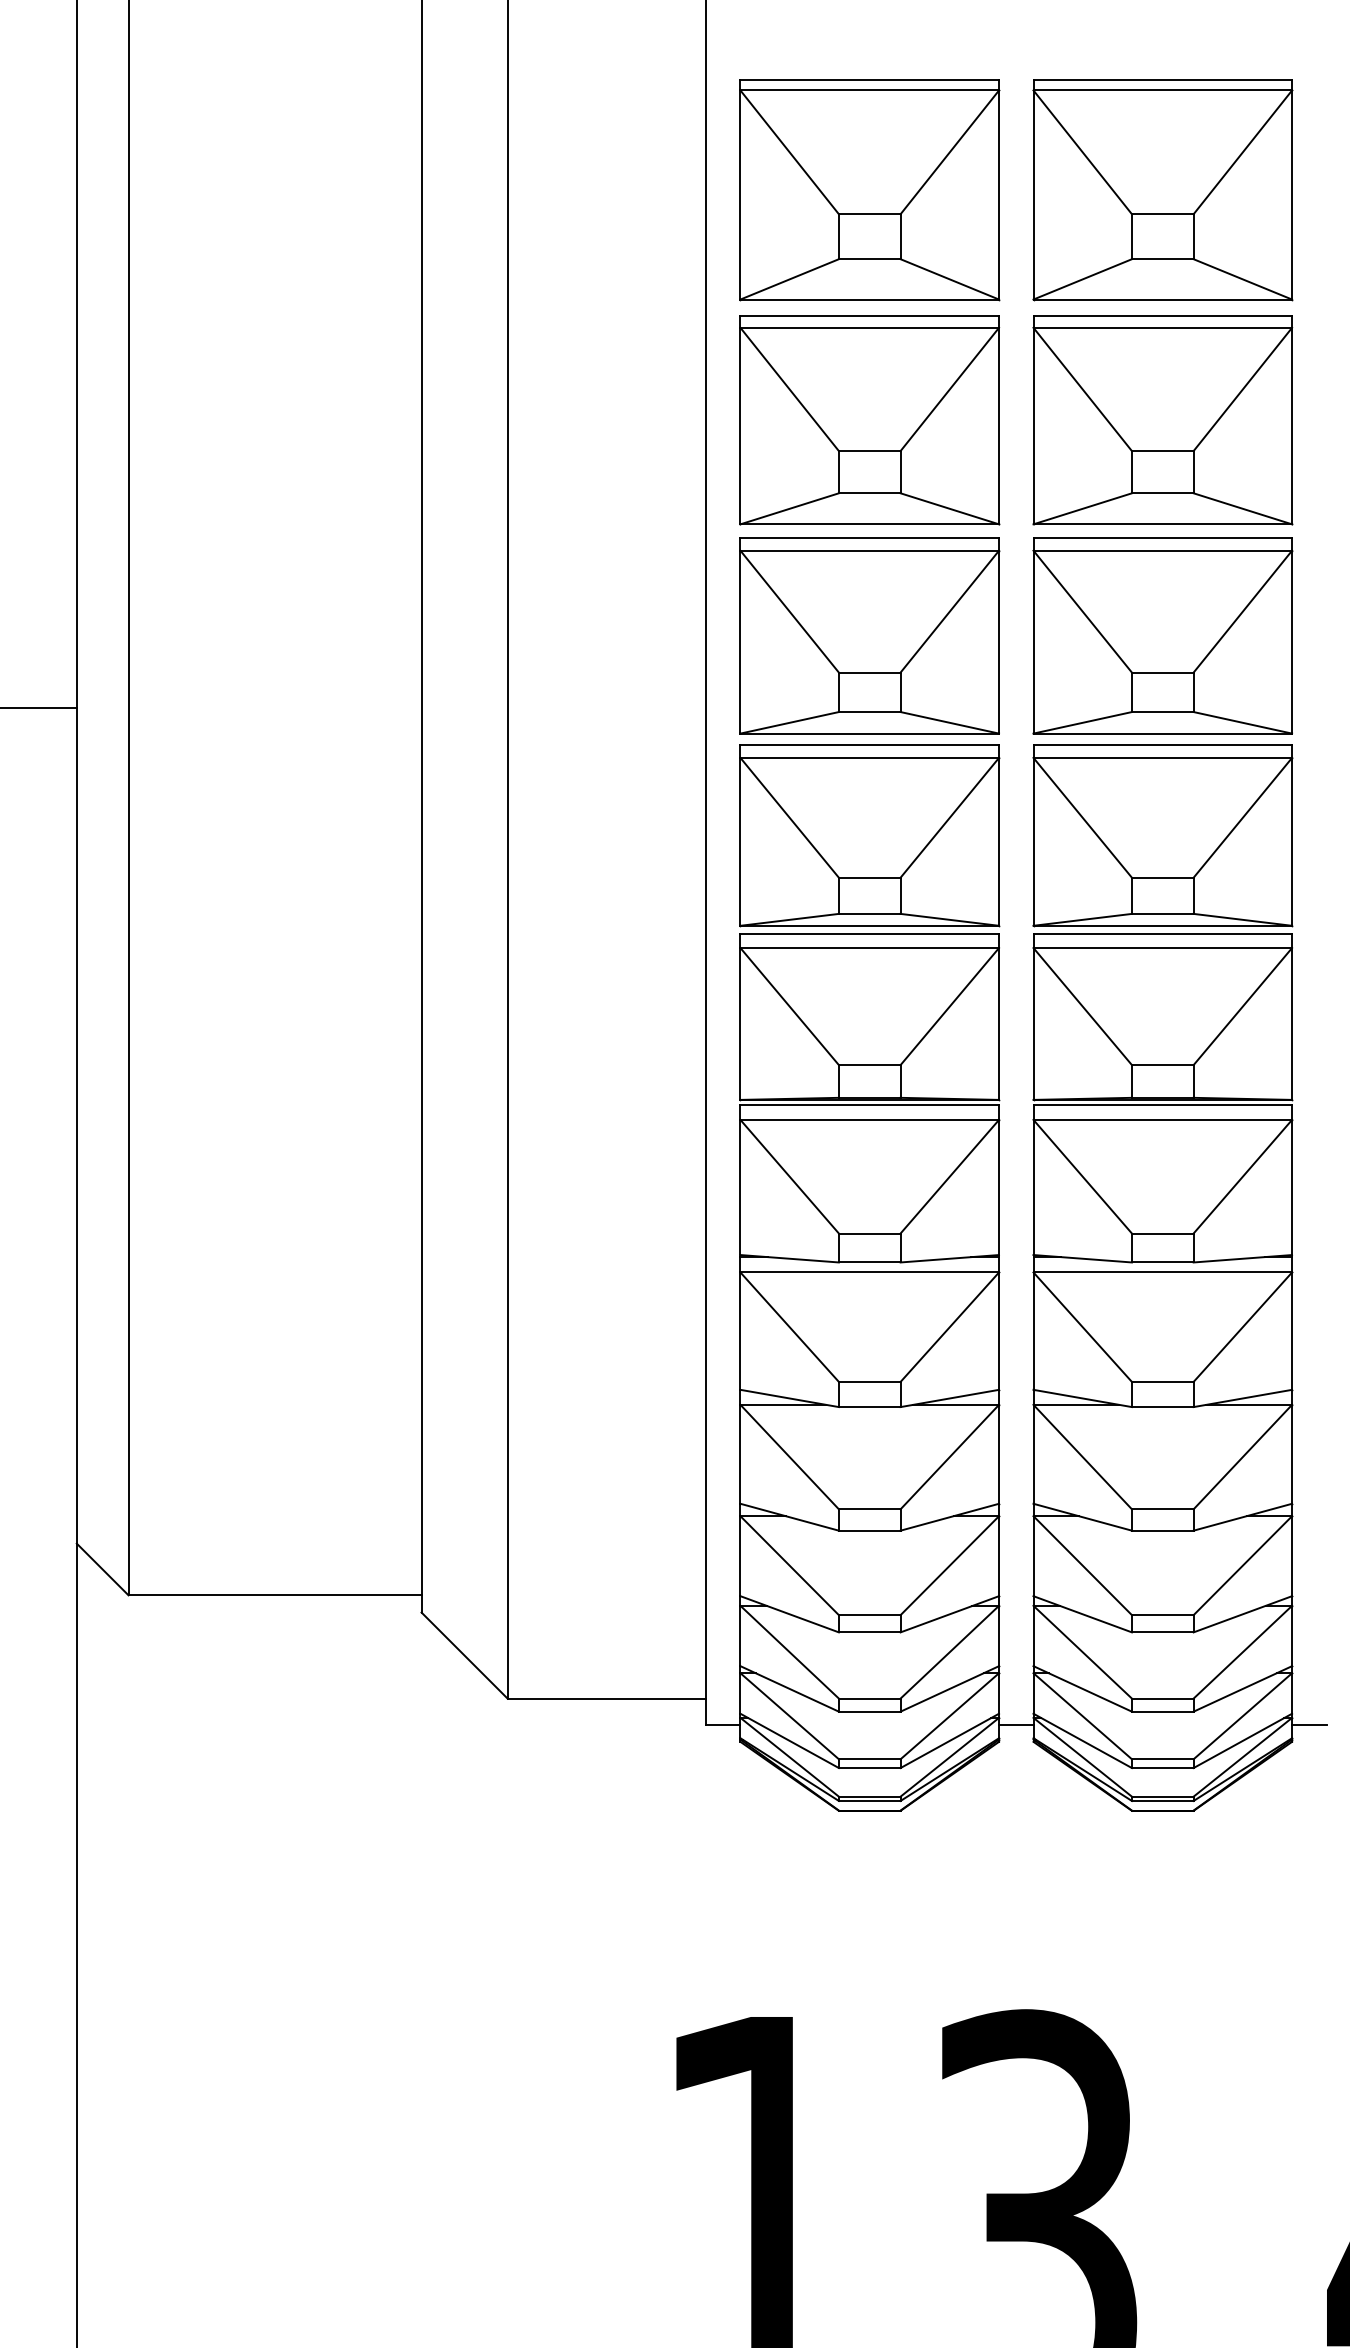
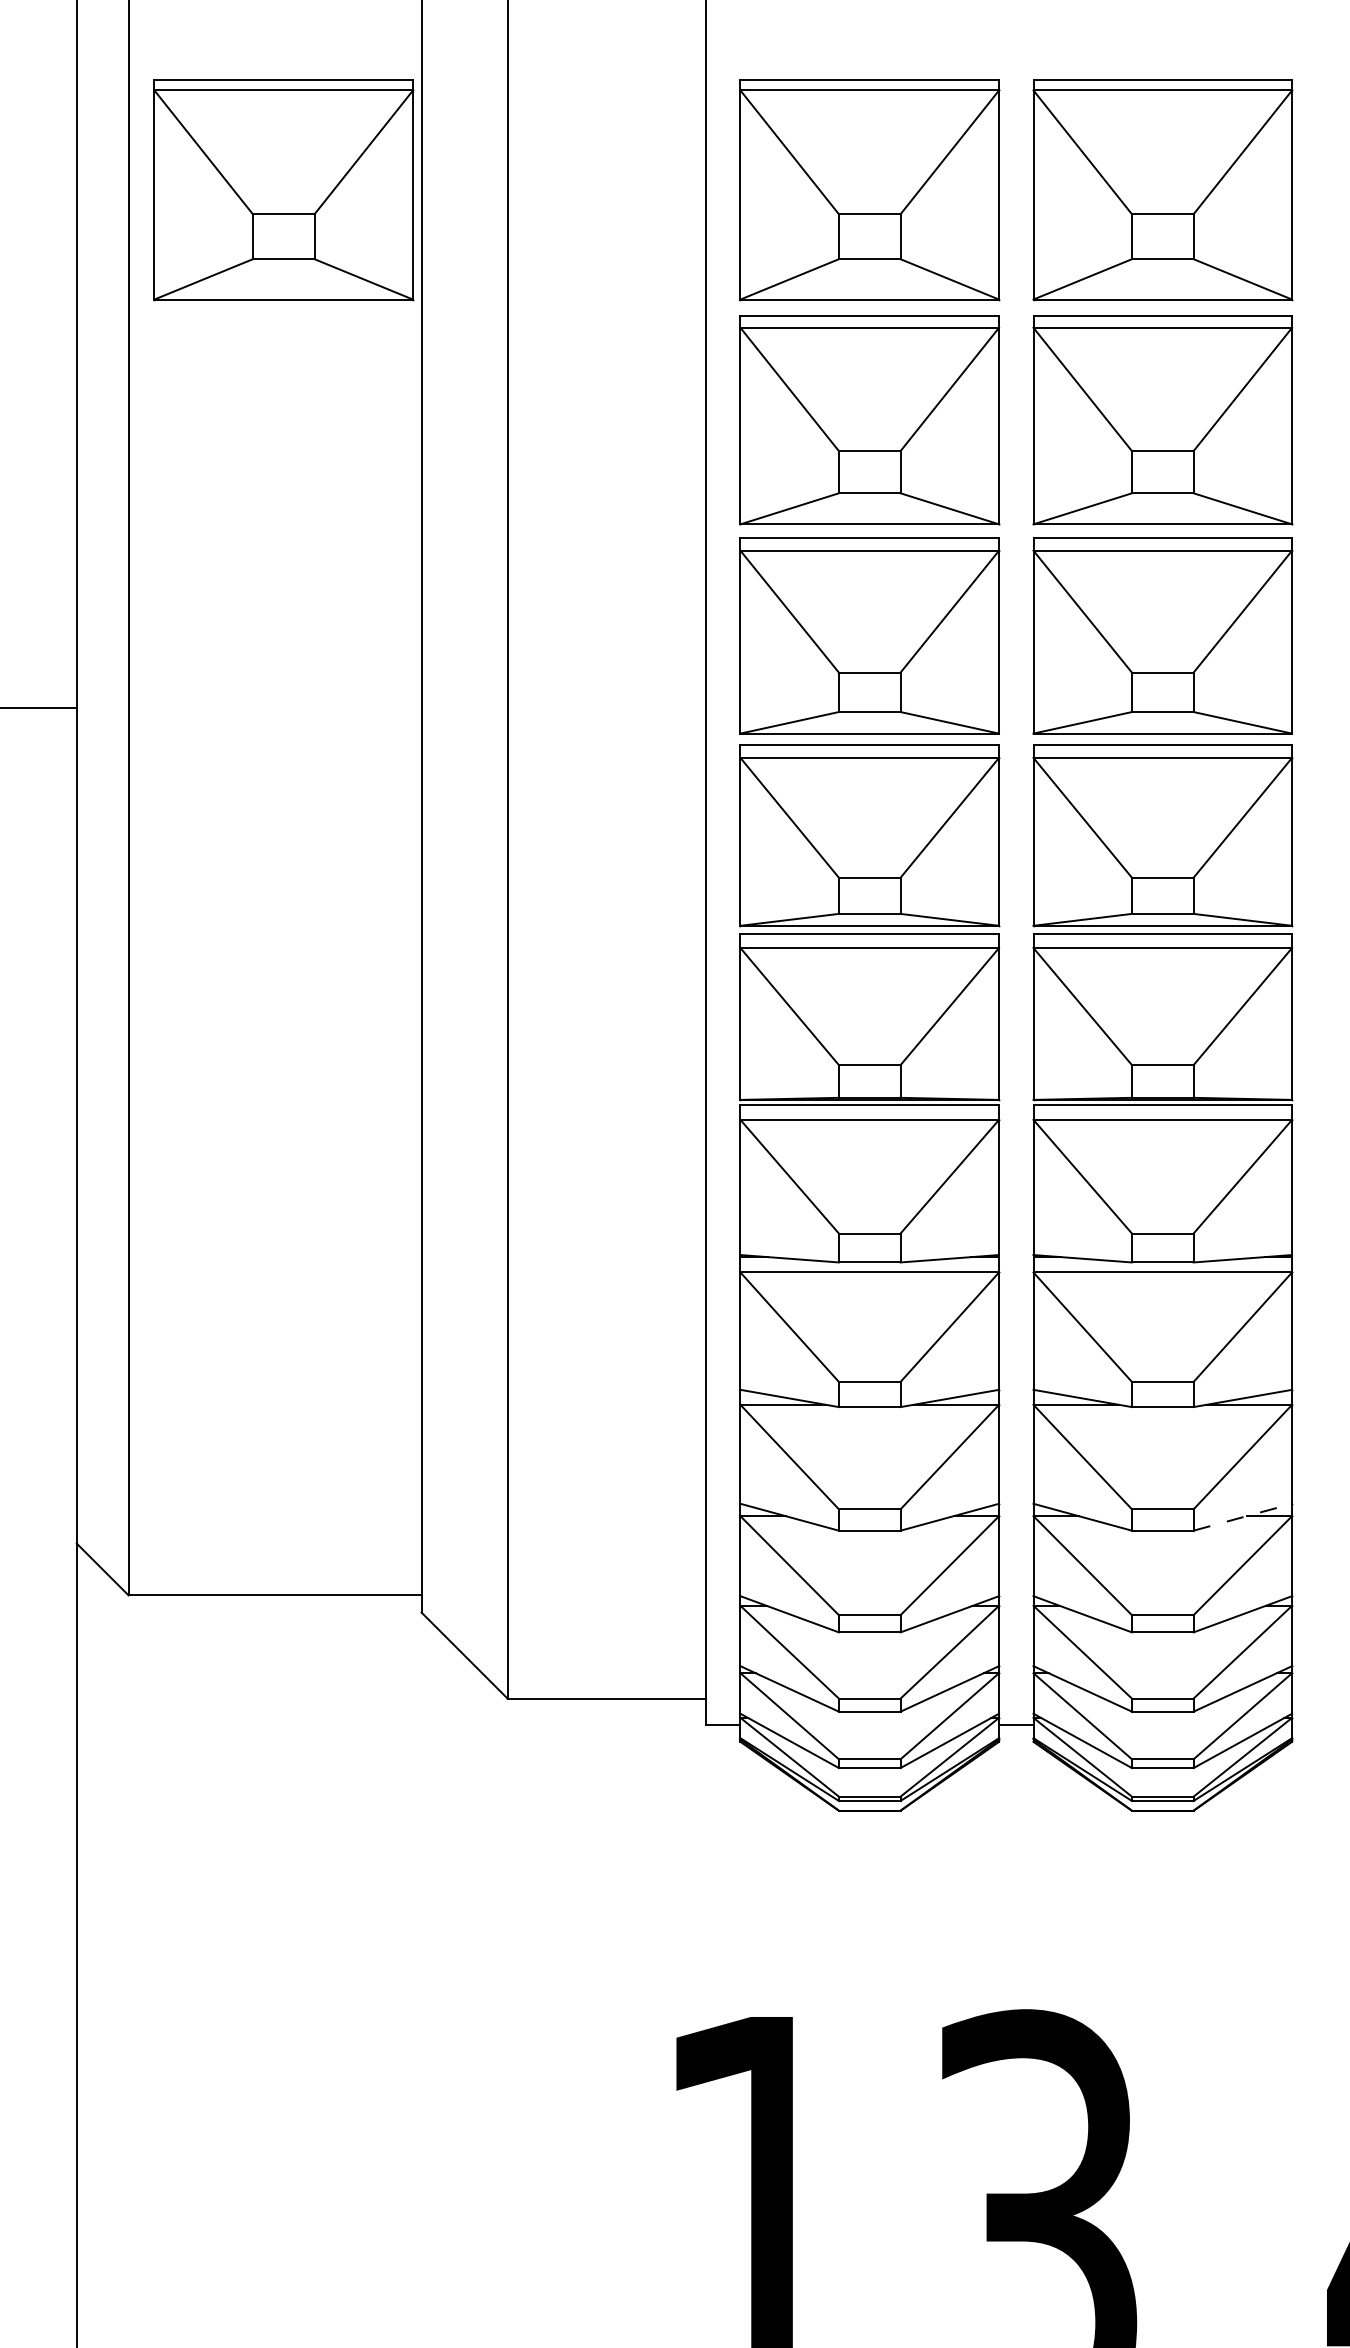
part: none -> present (283, 190)
line: solid -> dashed (1243, 1517)
line: present -> none (1309, 1724)
